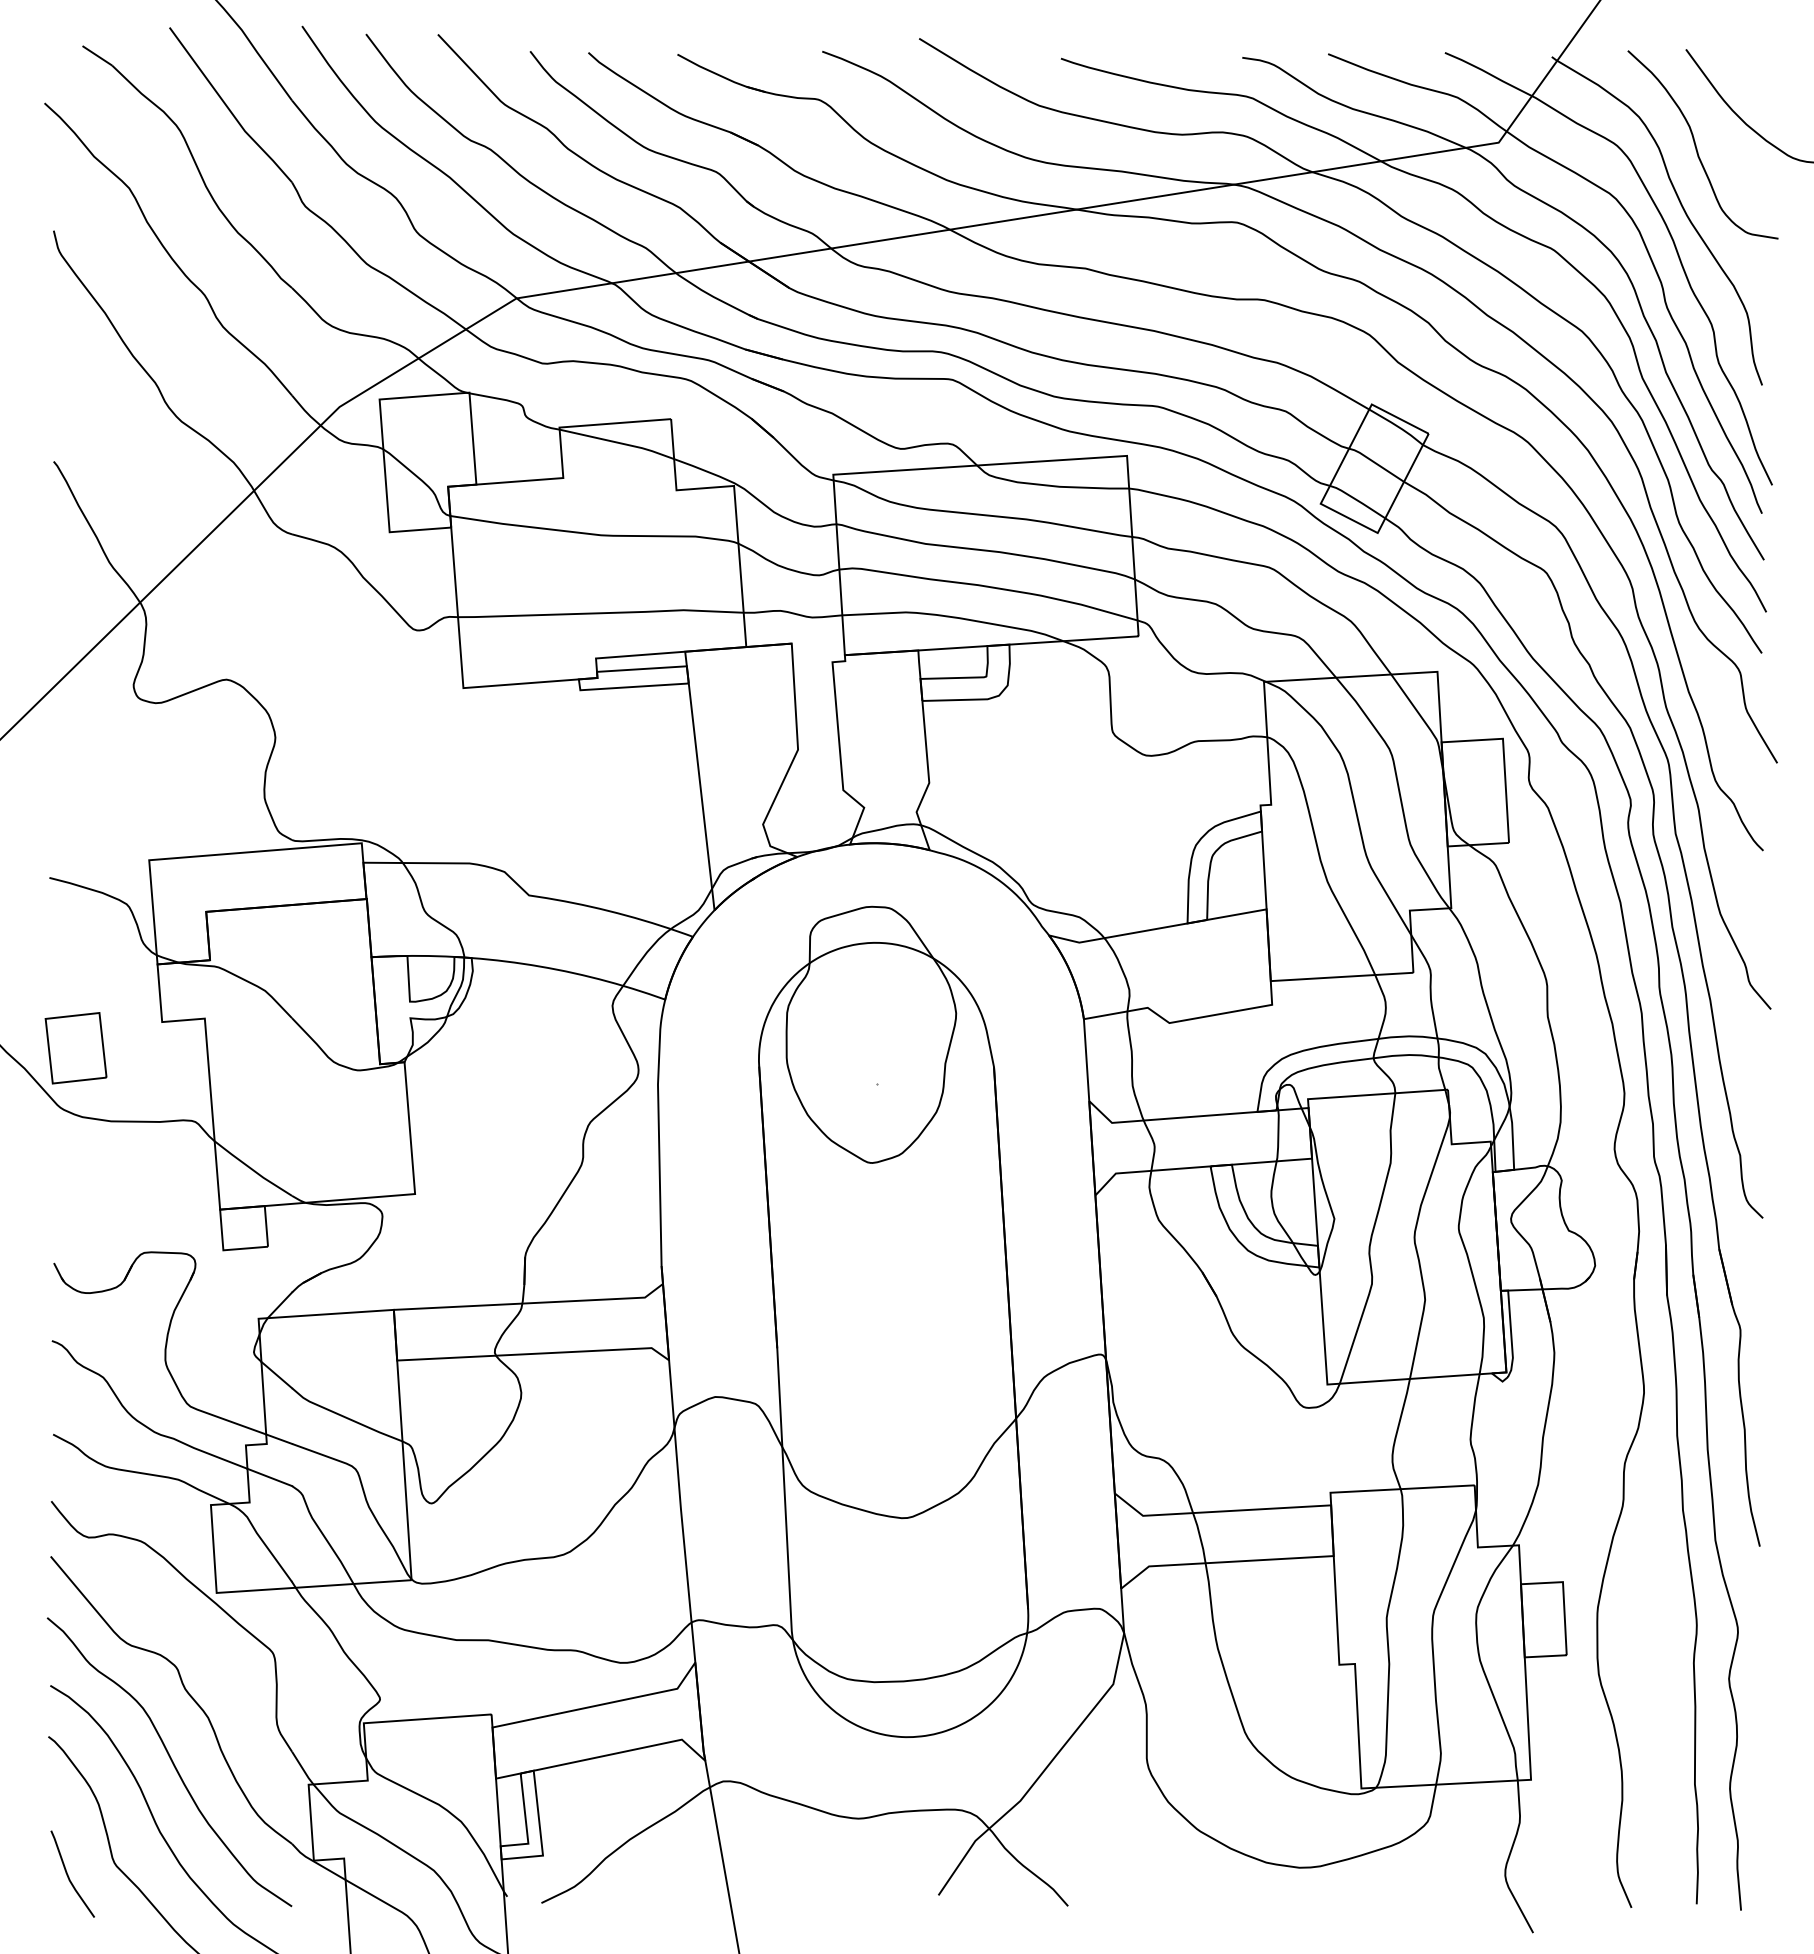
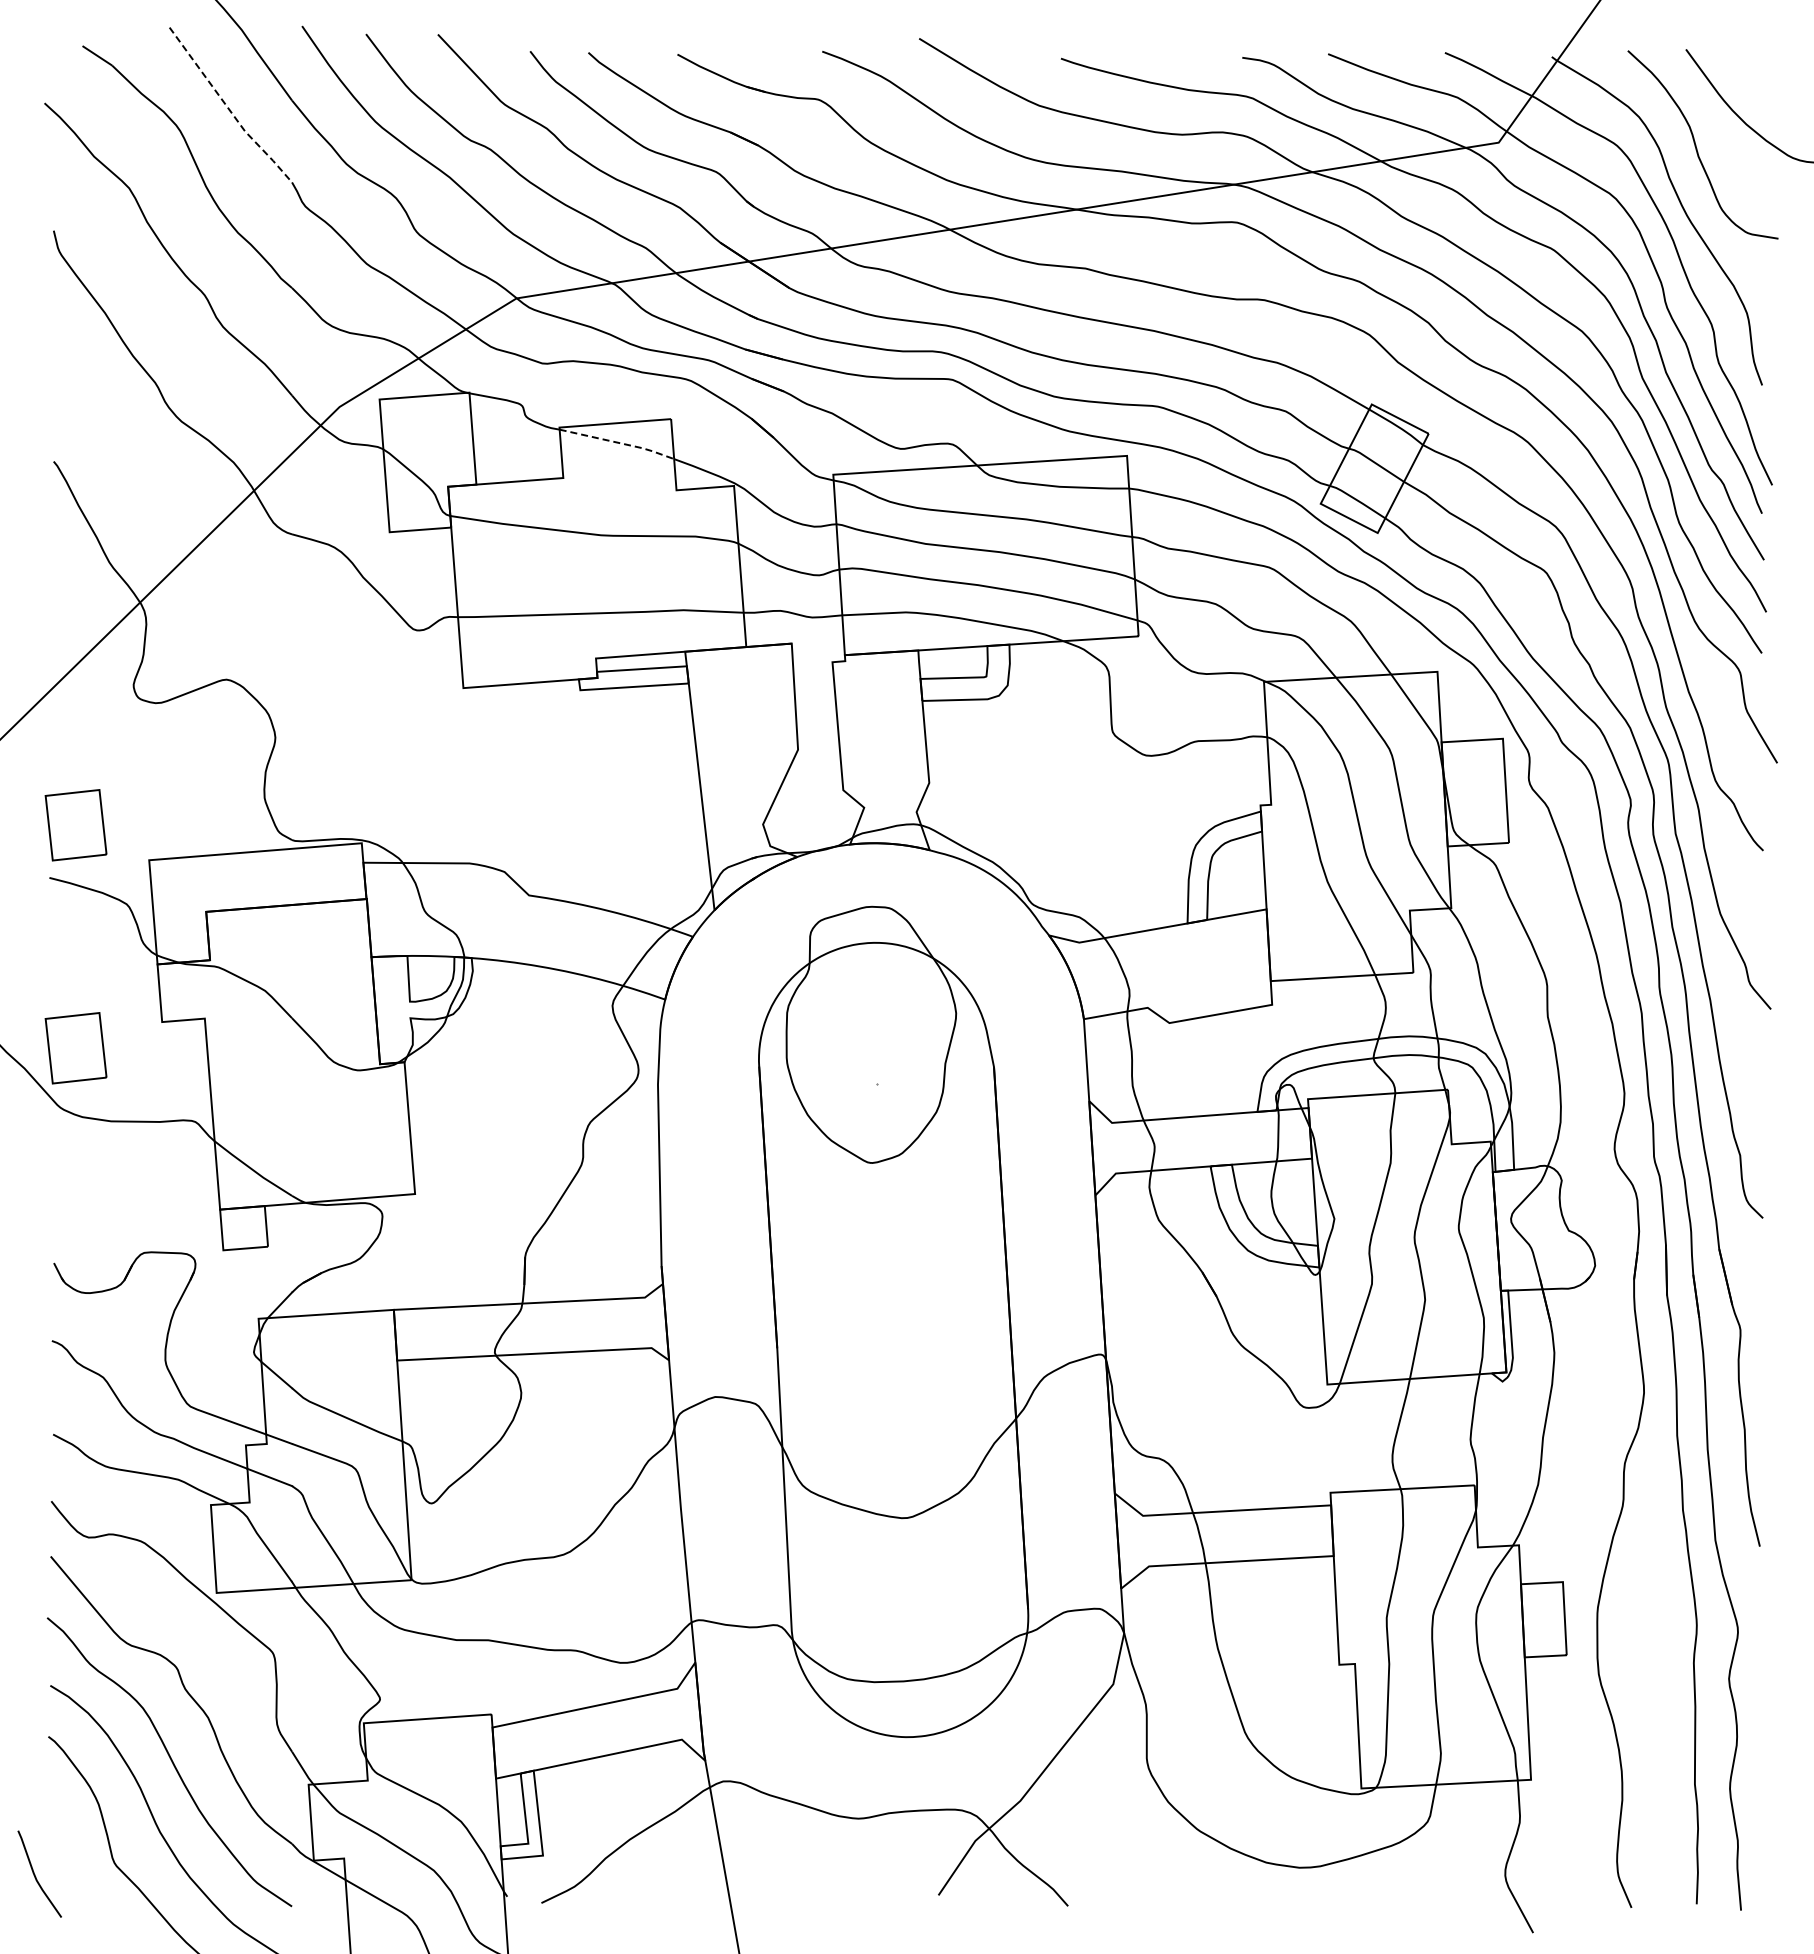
line: solid -> dashed (228, 108)
line: solid -> dashed (618, 442)
part: none -> present (75, 825)
curve position: (68, 1874) -> (35, 1874) (35, 1874)
